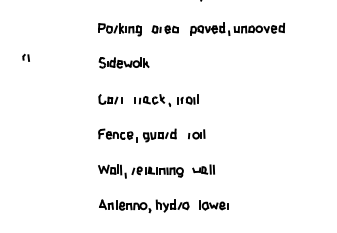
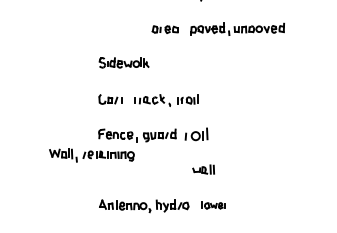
part: present -> none (119, 29)
part: present -> none (25, 57)
part size: 18x11 px -> 25x15 px (196, 134)
part position: (140, 171) -> (91, 155) (91, 155)
part size: 30x11 px -> 25x9 px (213, 205)
